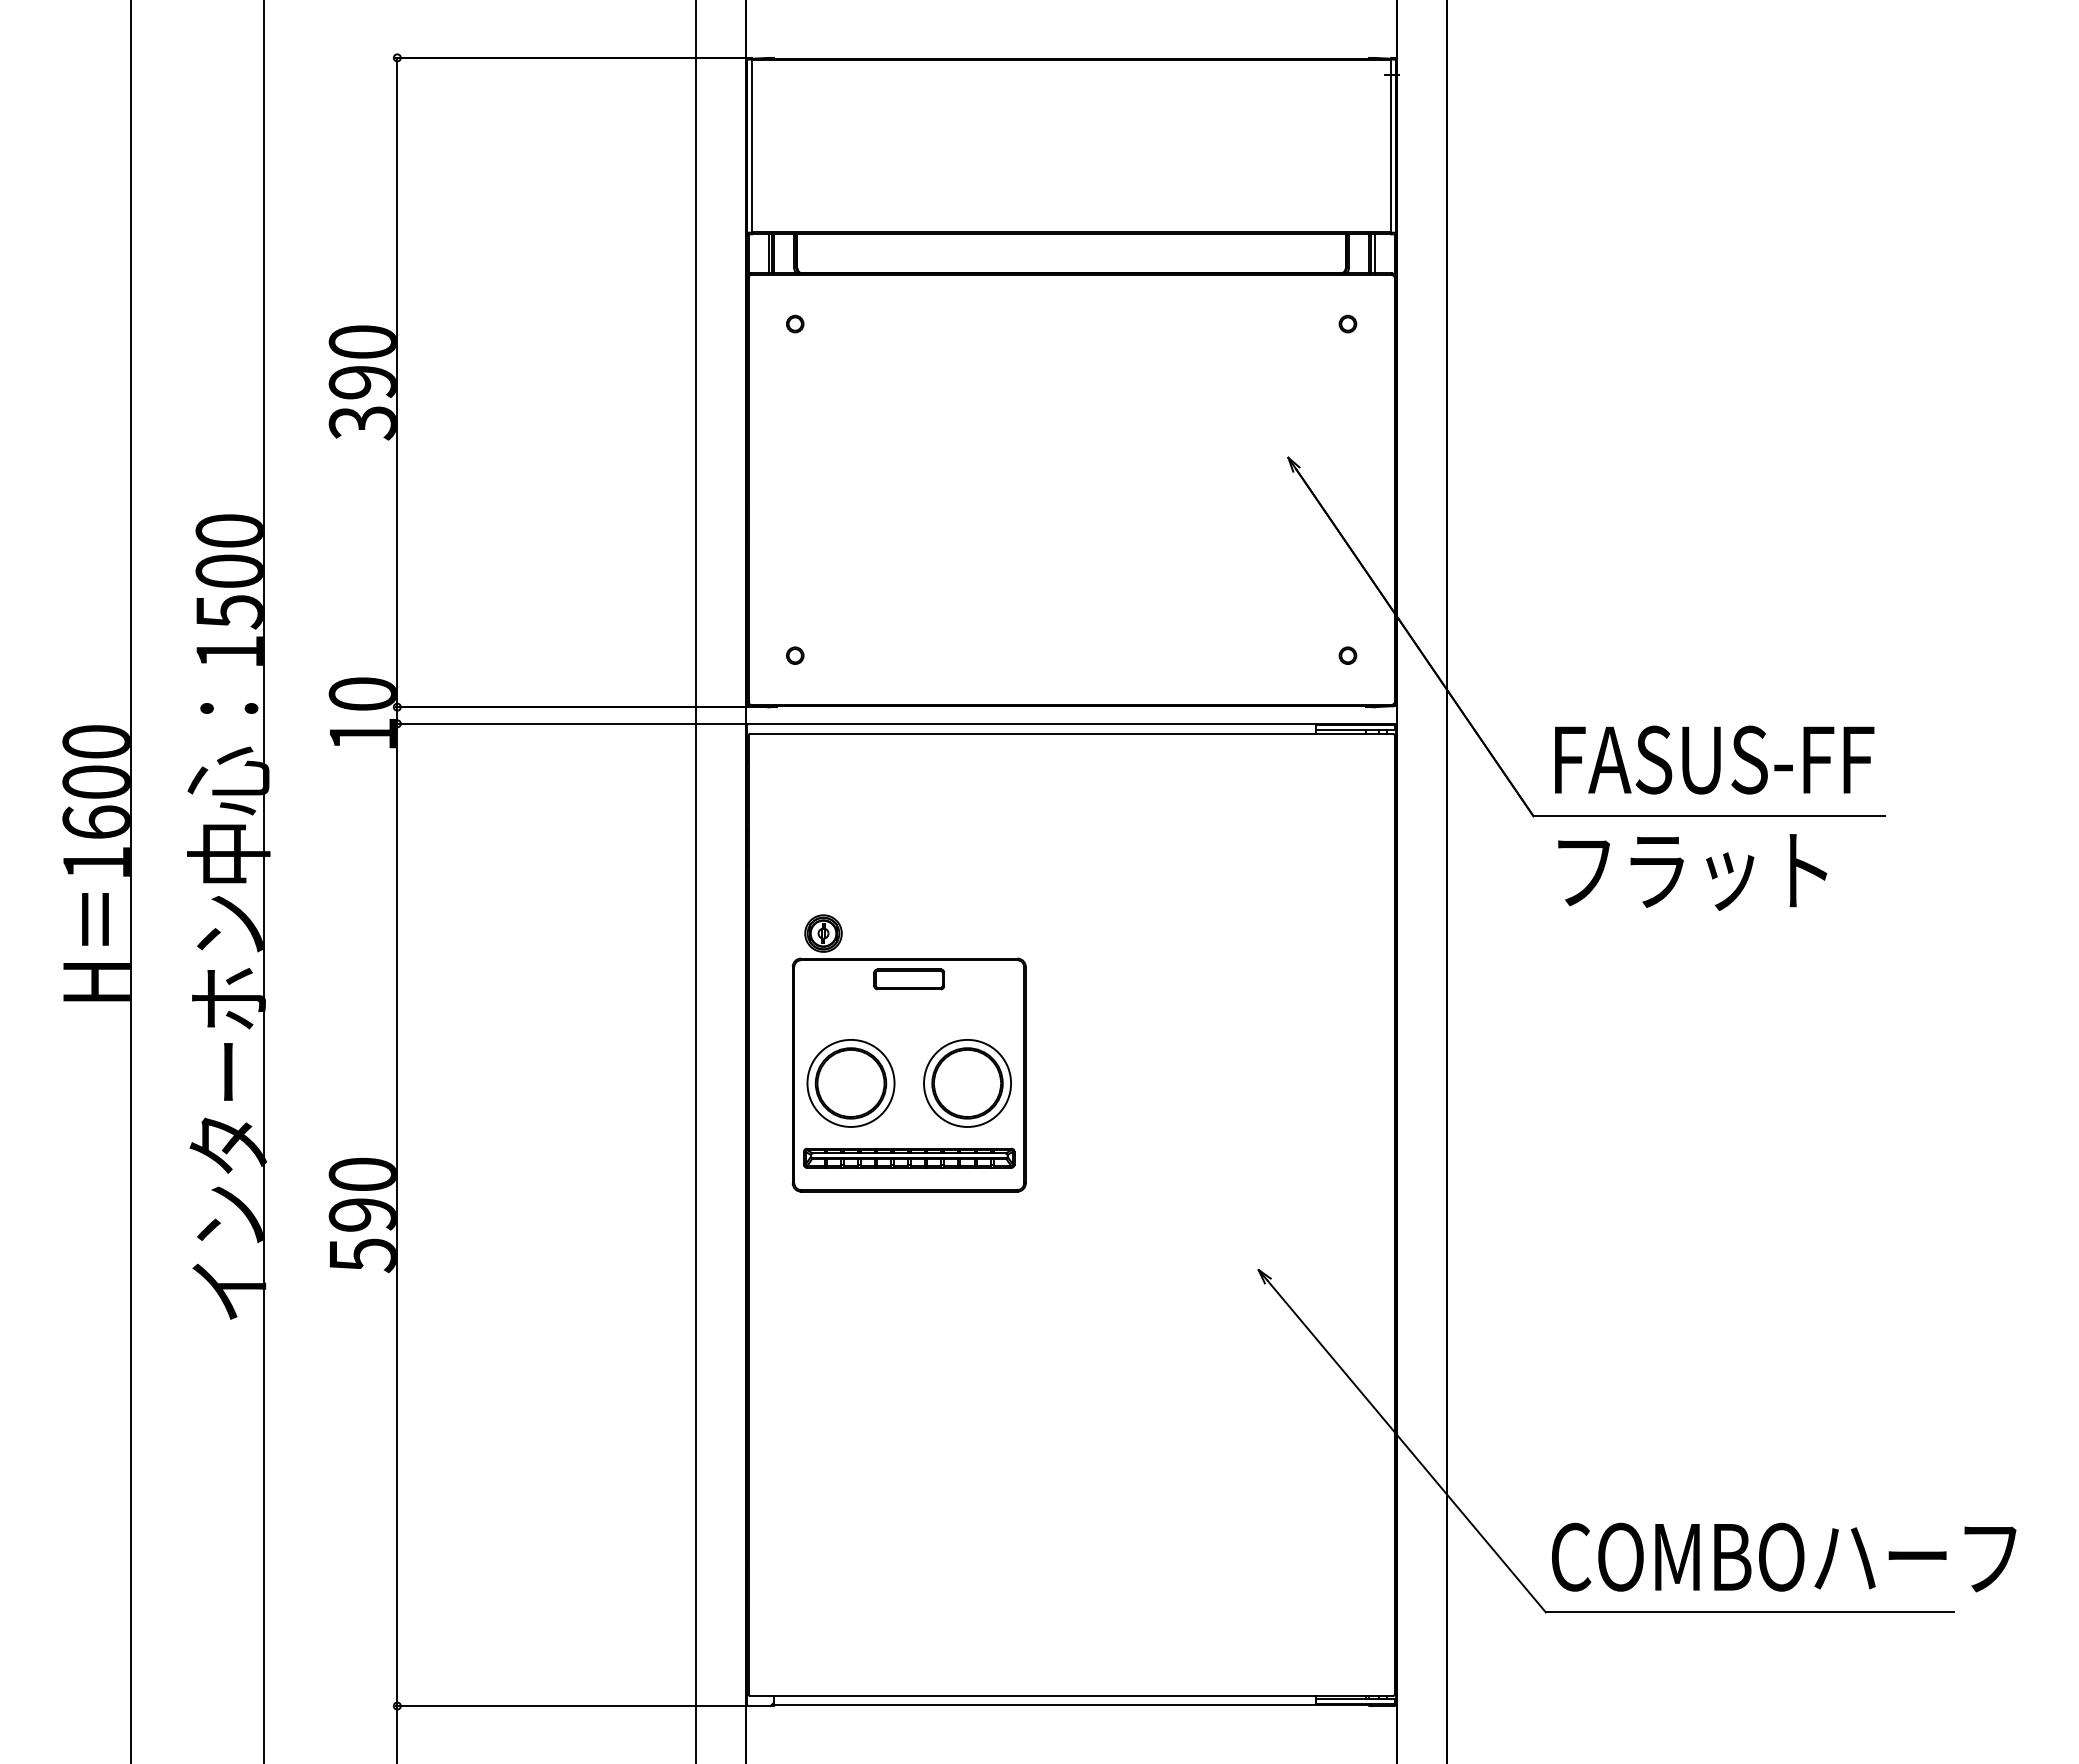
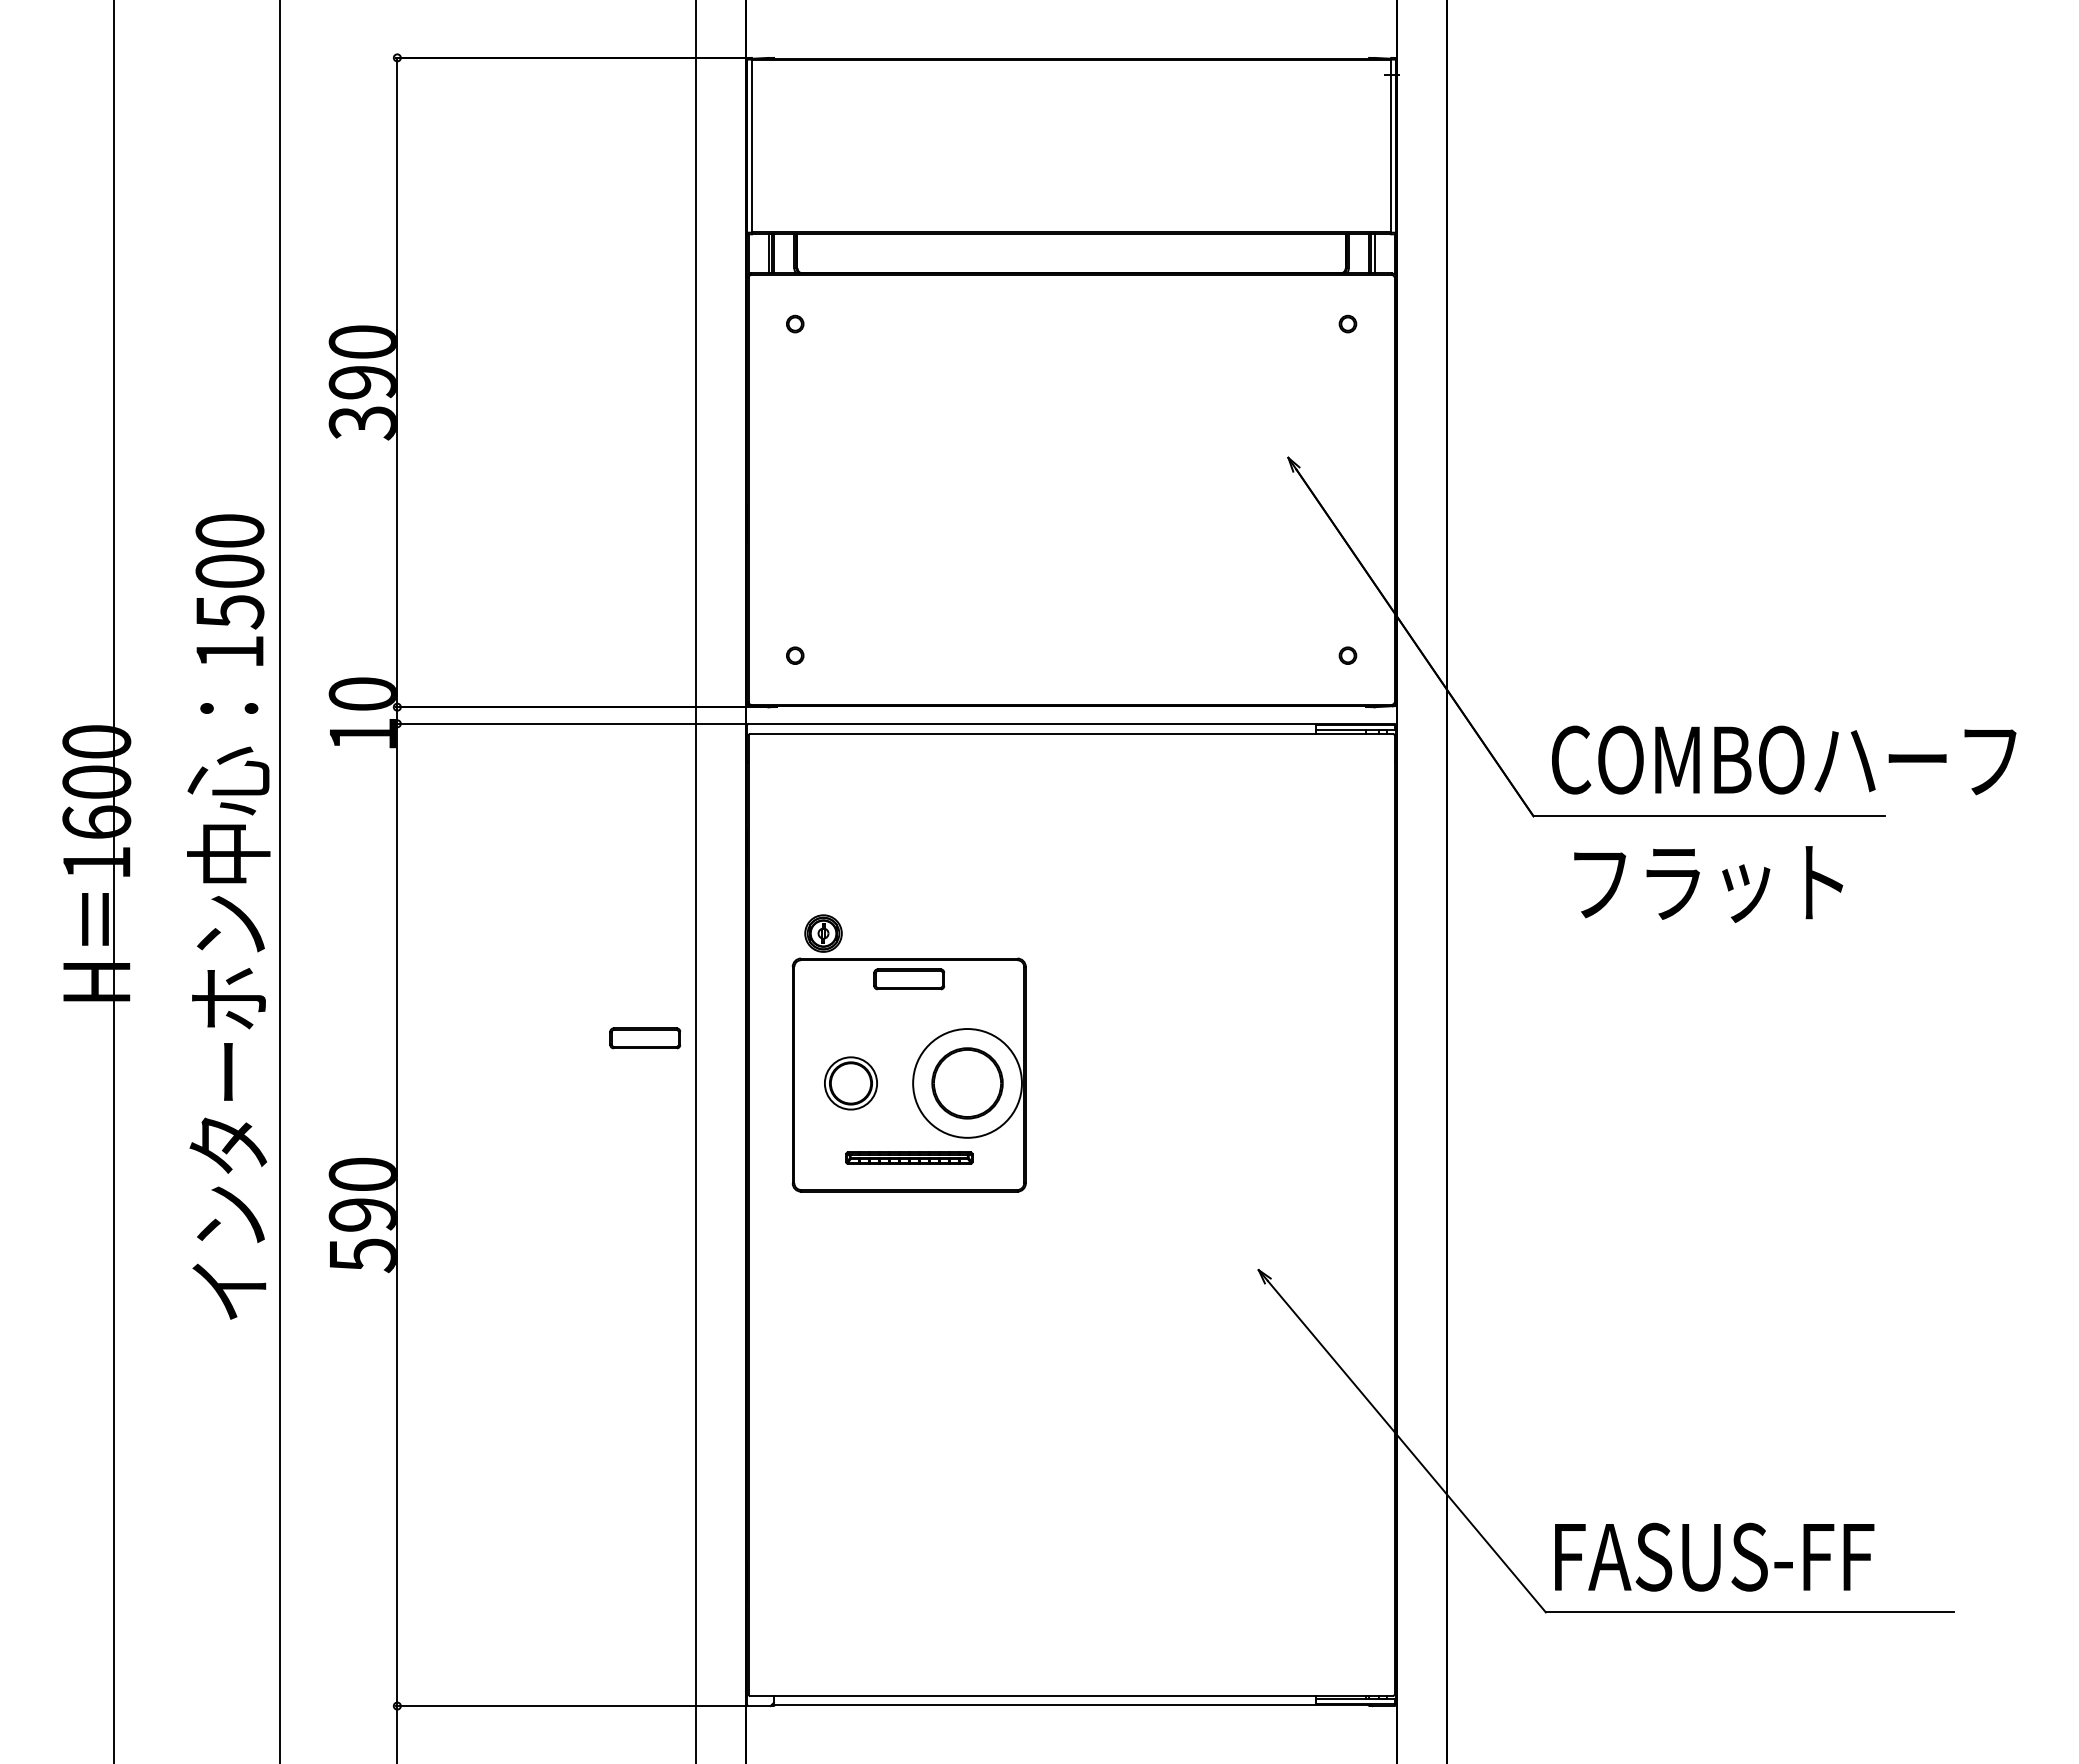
text: FASUS-FF -> COMBOハーフ (1784, 760)
text position: (1692, 872) -> (1708, 884) (1708, 884)
line position: (130, 881) -> (113, 881) (113, 881)
line position: (264, 881) -> (280, 881) (280, 881)
part: none -> present (645, 1038)
circle diameter: 87 px -> 109 px (967, 1083)
part size: 90x89 px -> 54x55 px (850, 1083)
part size: 213x22 px -> 129x14 px (909, 1157)
text: COMBOハーフ -> FASUS-FF (1784, 1557)
